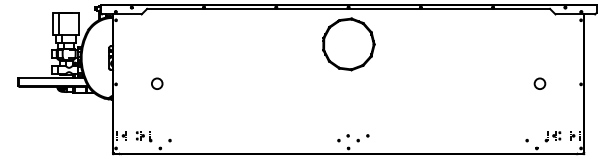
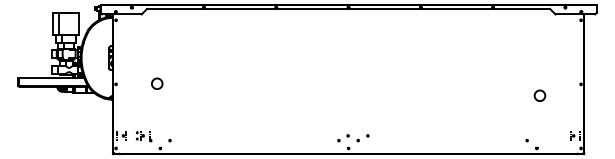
part: present -> none (348, 44)
circle position: (539, 83) -> (539, 95) (539, 95)
part: present -> none (552, 136)
